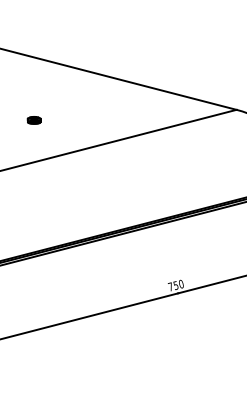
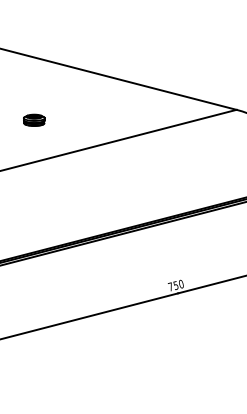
part size: 16x9 px -> 23x14 px (34, 119)
